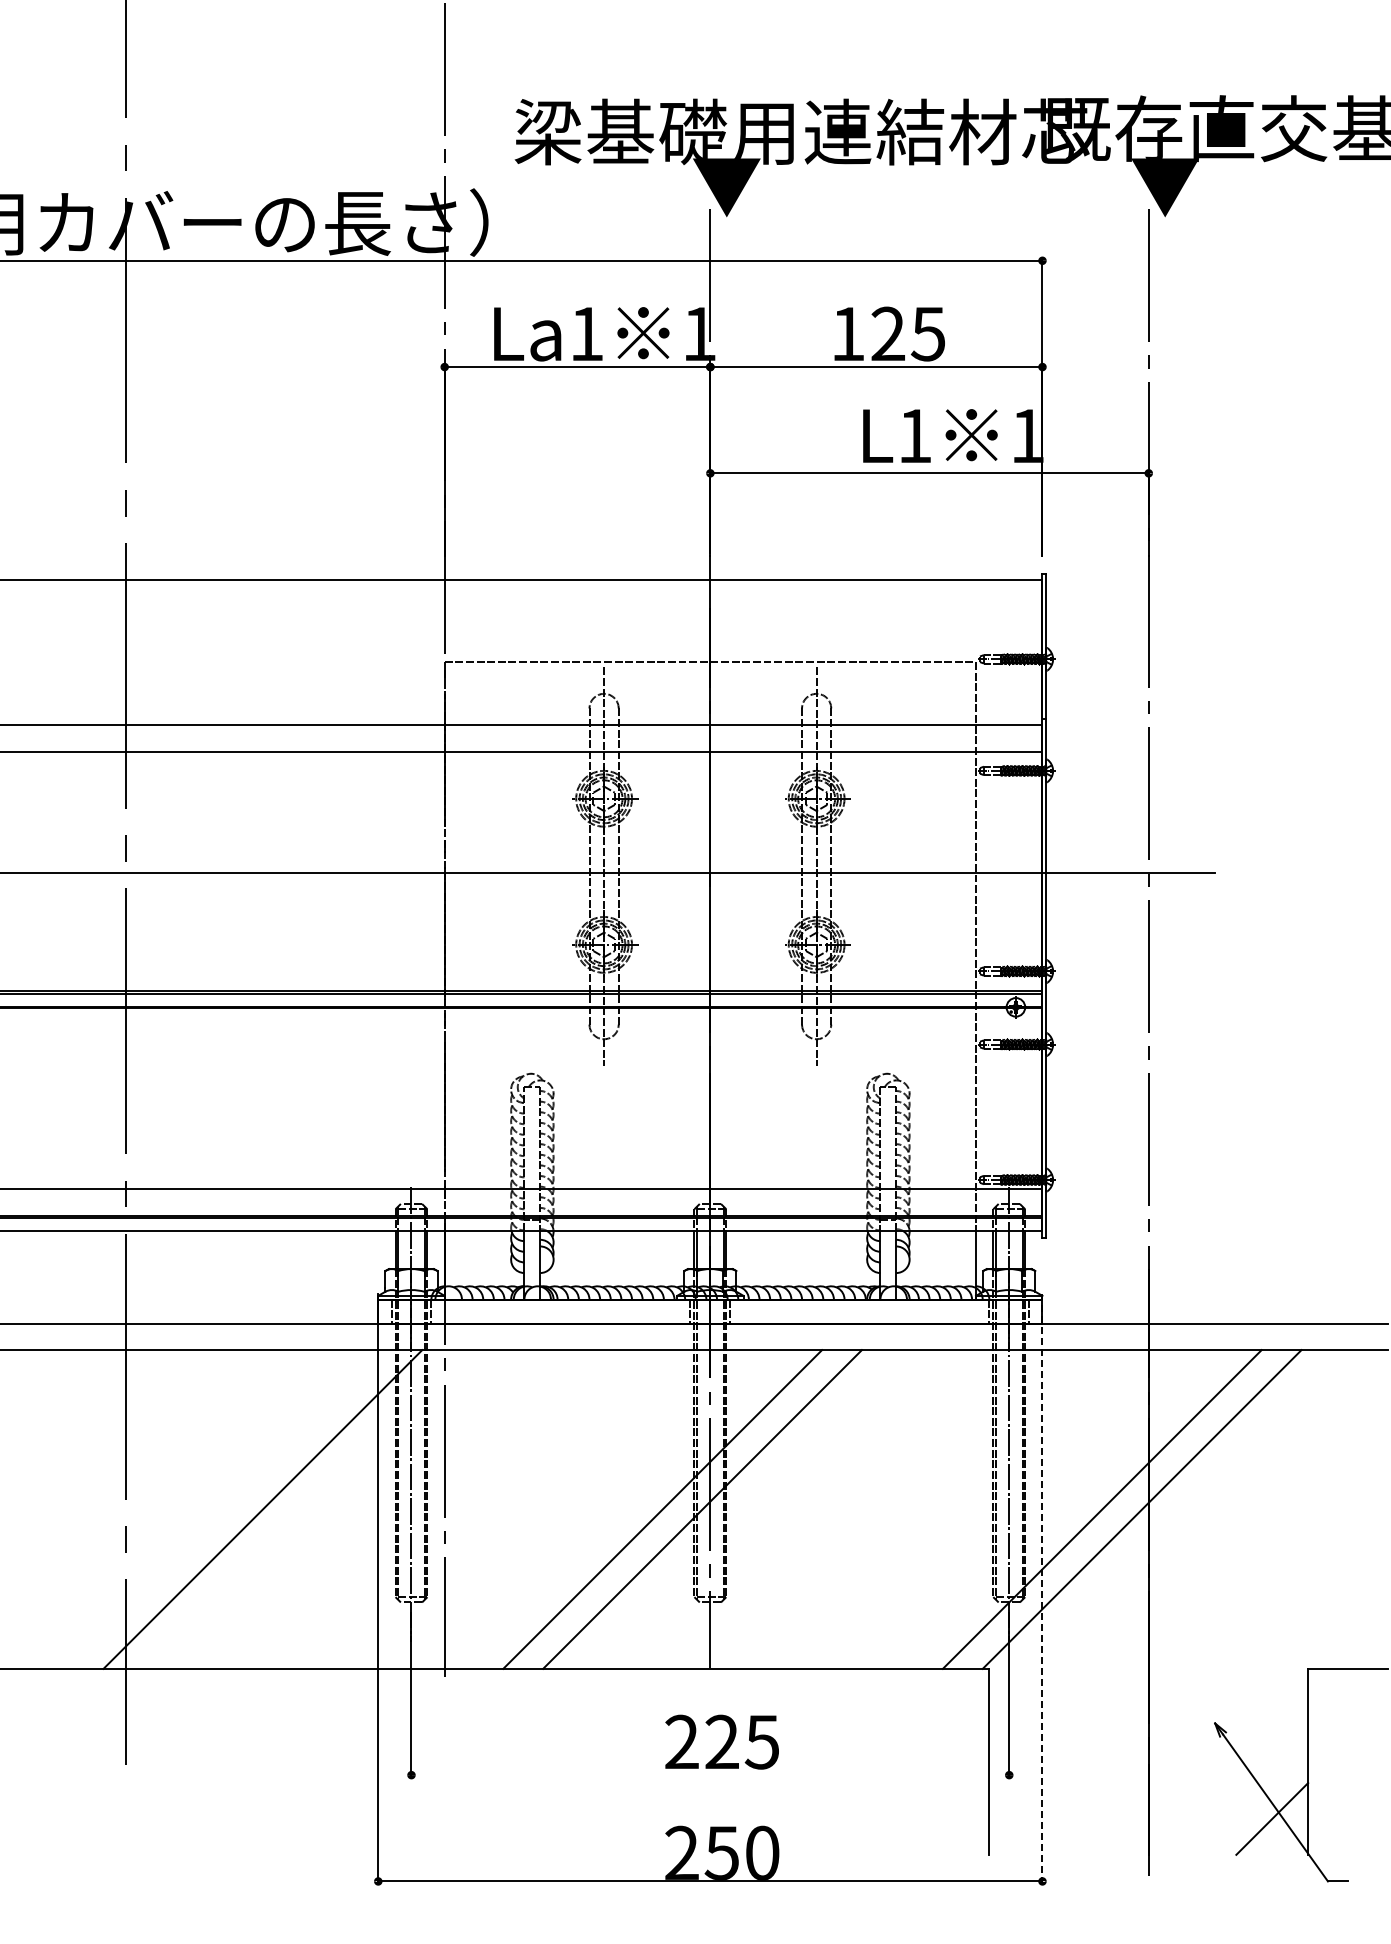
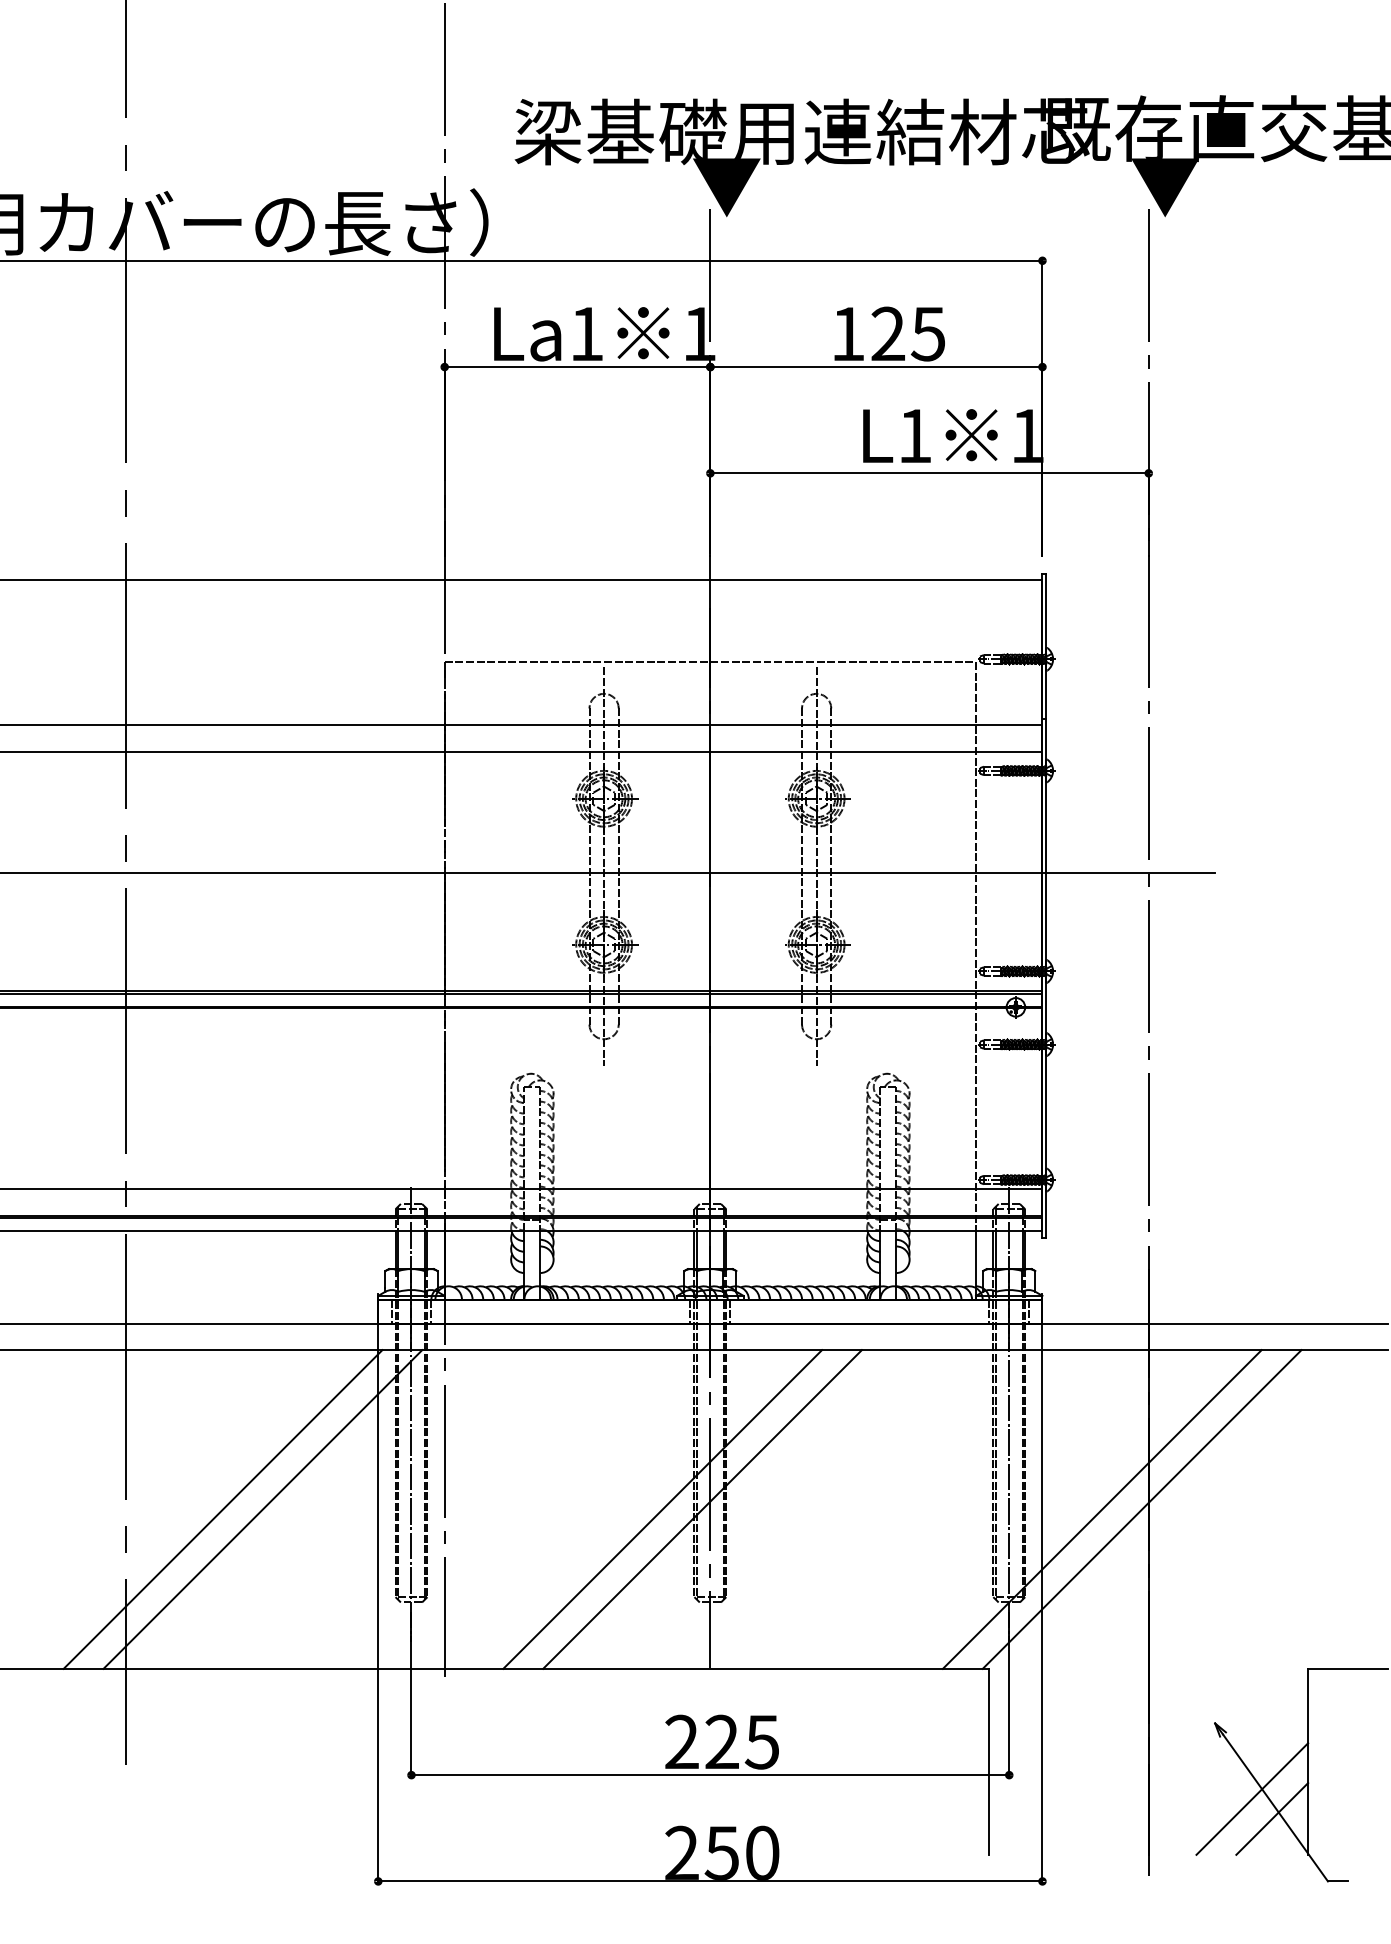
line: none -> present (222, 1509)
line: dashed -> solid (1042, 1589)
line: none -> present (710, 1775)
line: none -> present (1252, 1798)
